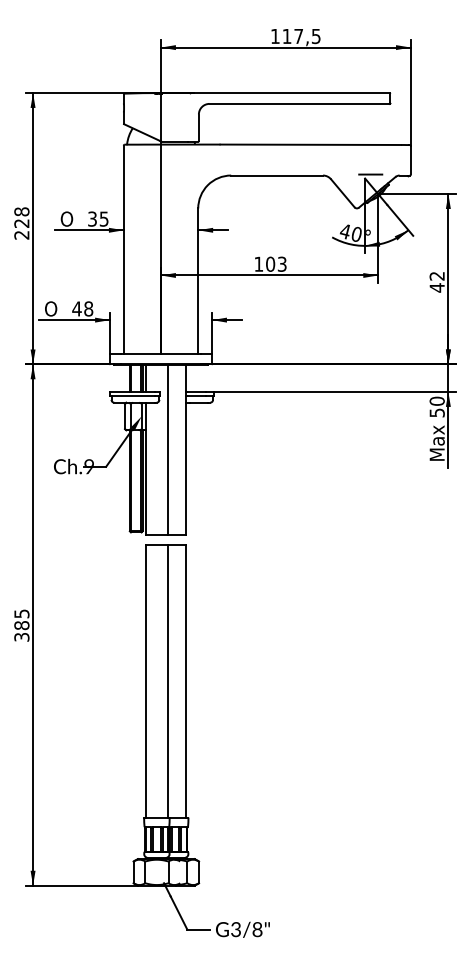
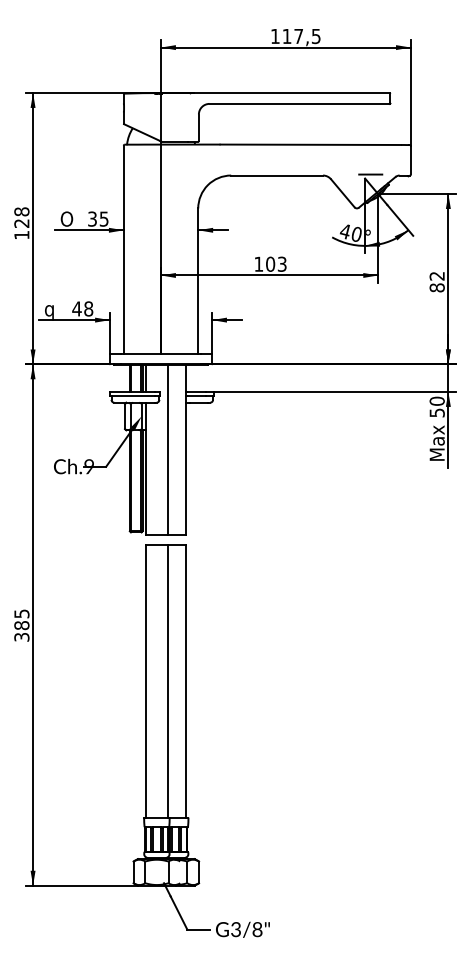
text: 228 -> 128 (21, 235)
text: 42 -> 82 (436, 287)
text: O -> q (51, 309)
